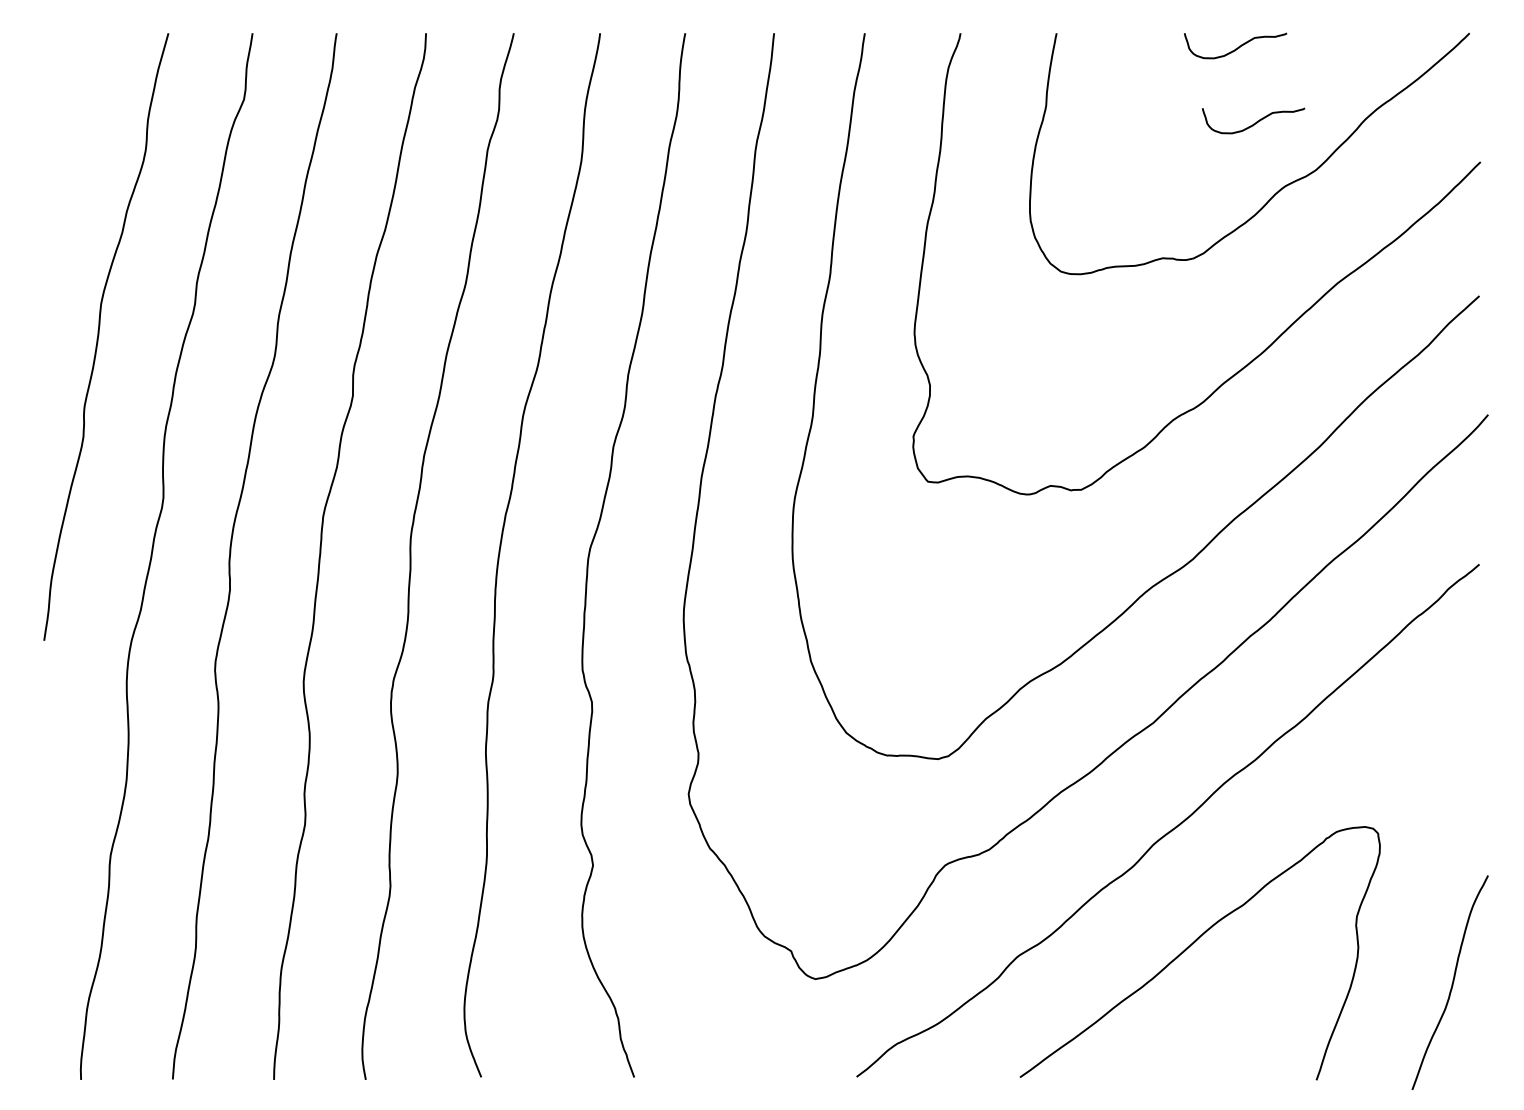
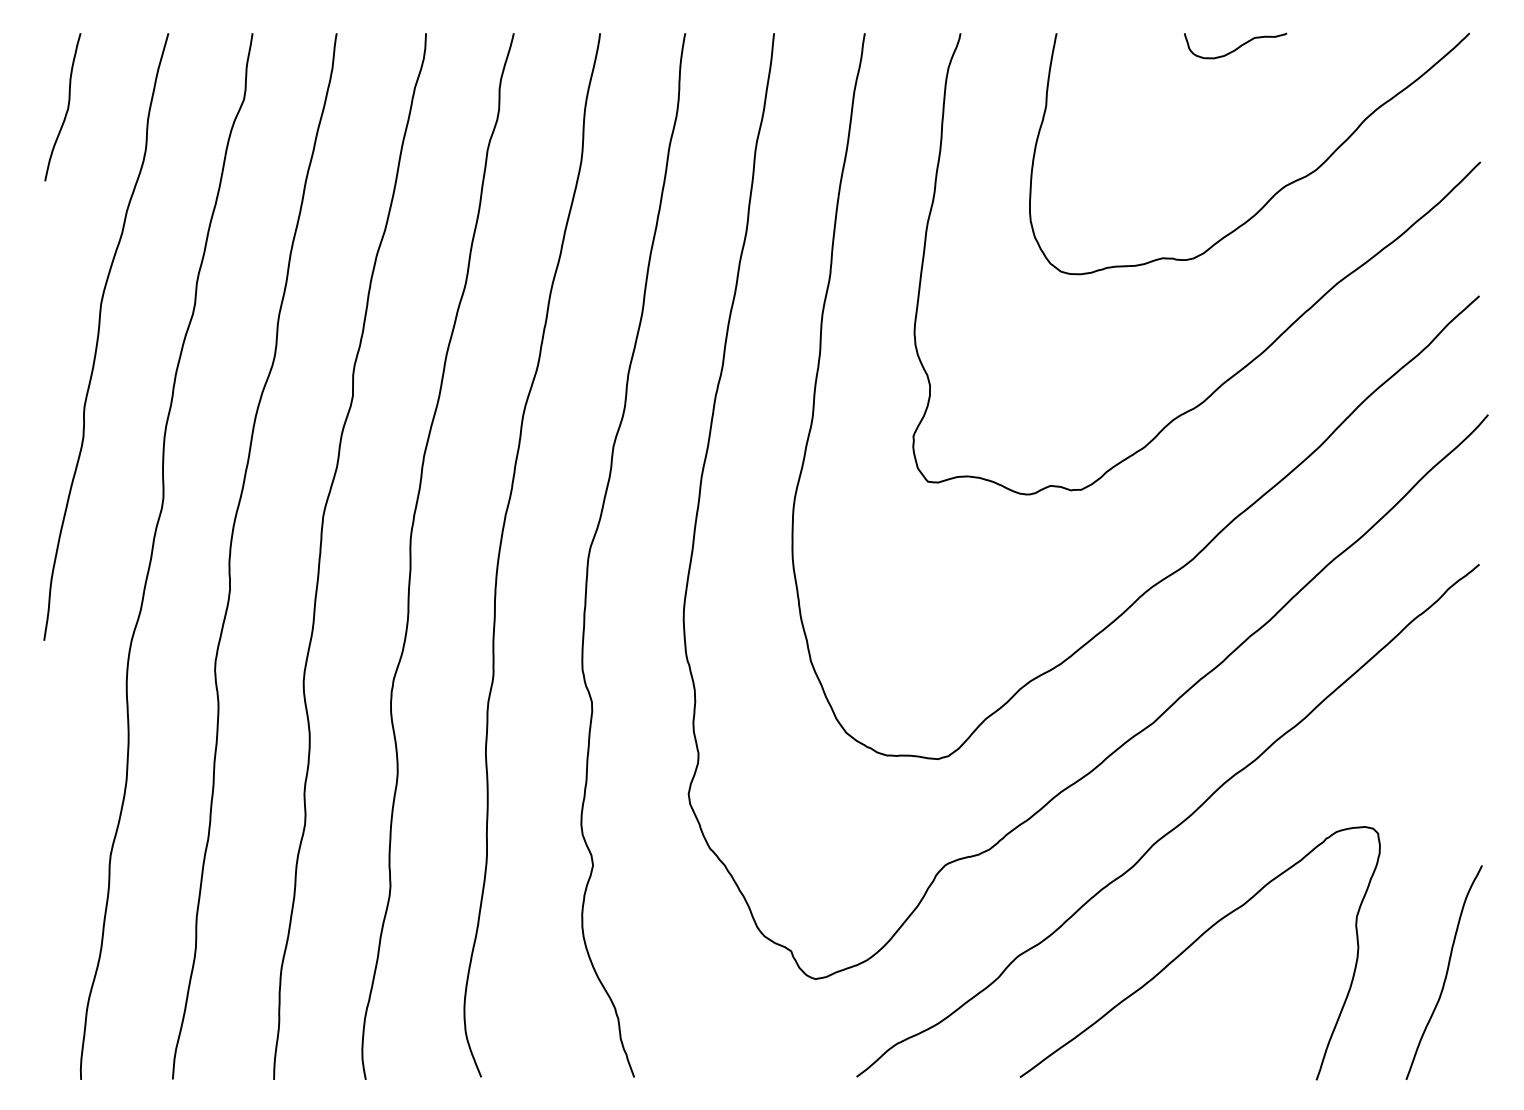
curve: none -> present (67, 107)
curve: present -> none (1255, 122)
curve position: (1451, 984) -> (1445, 974) (1445, 974)
